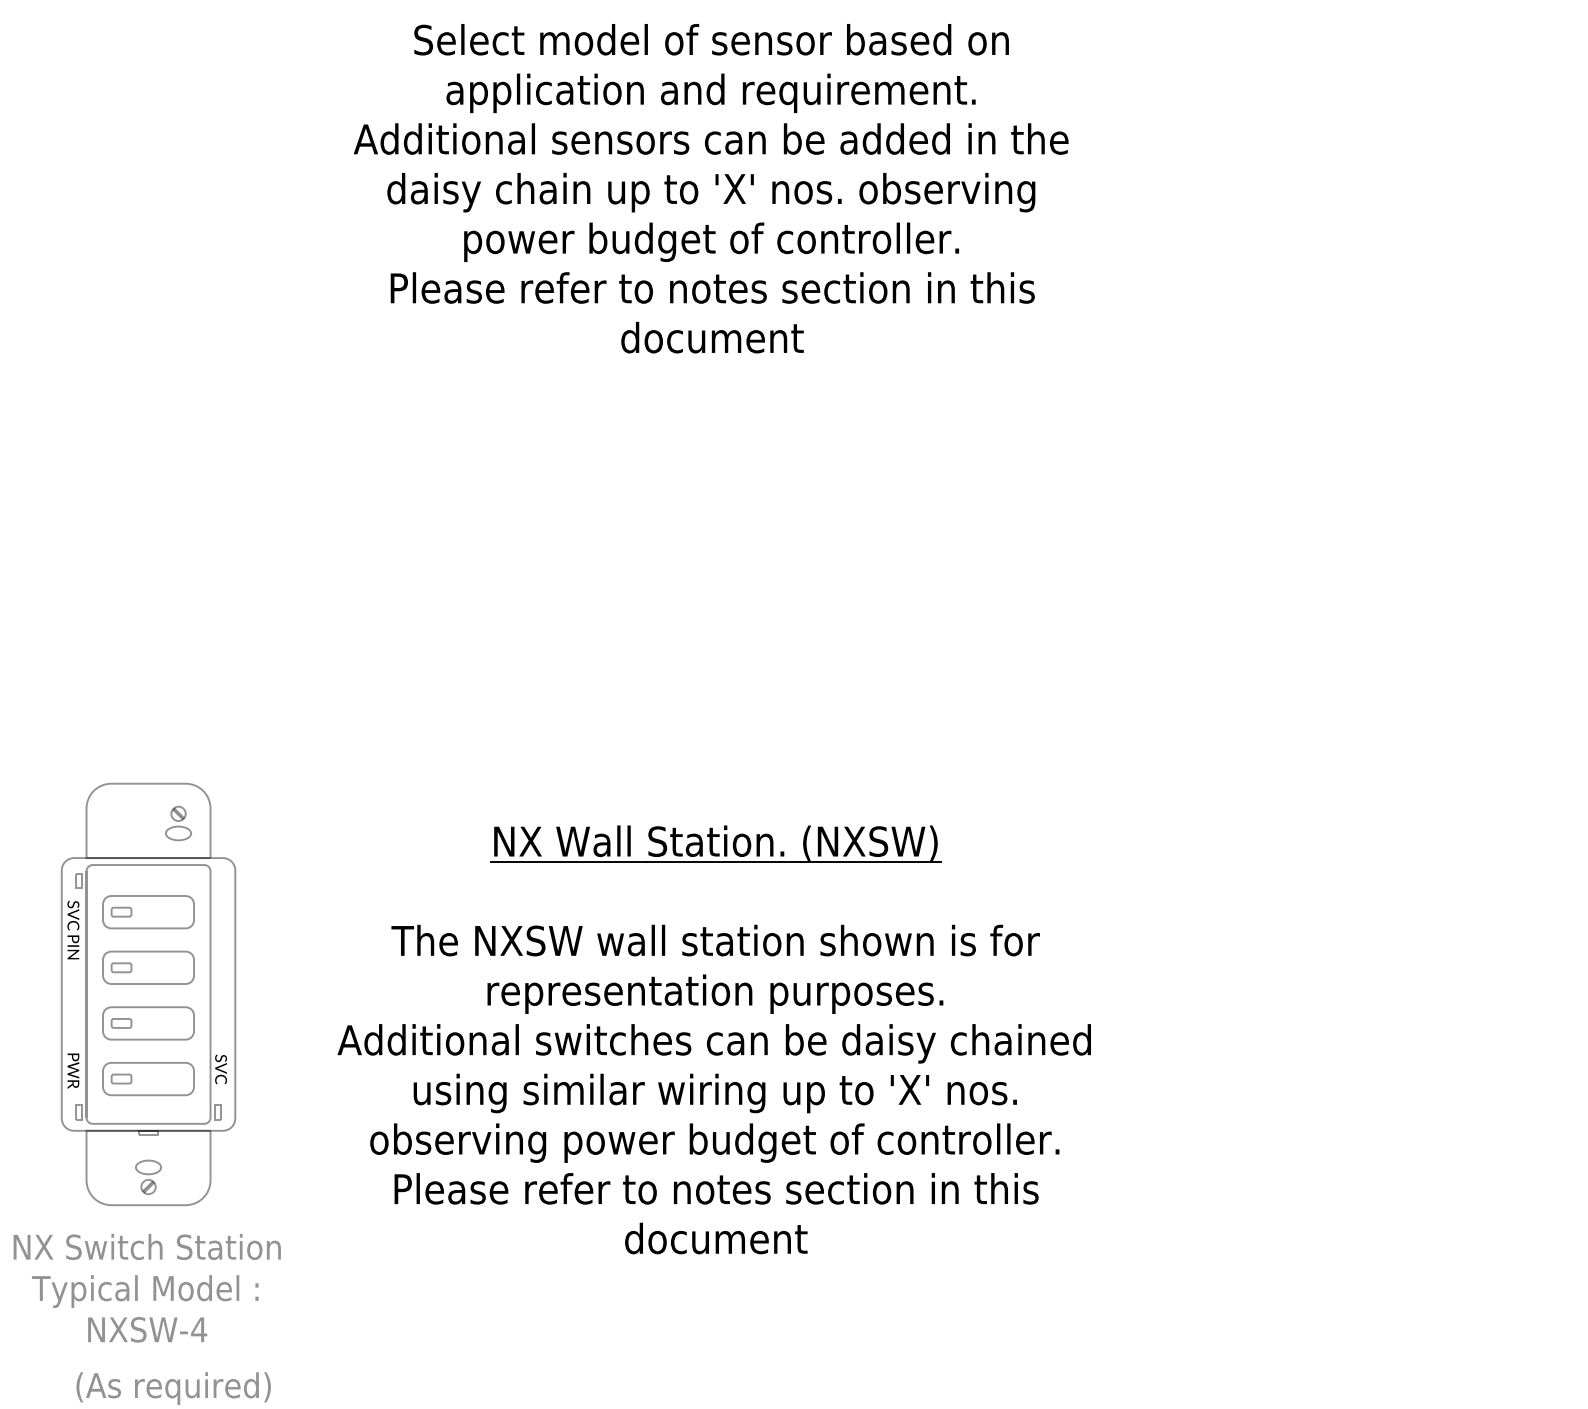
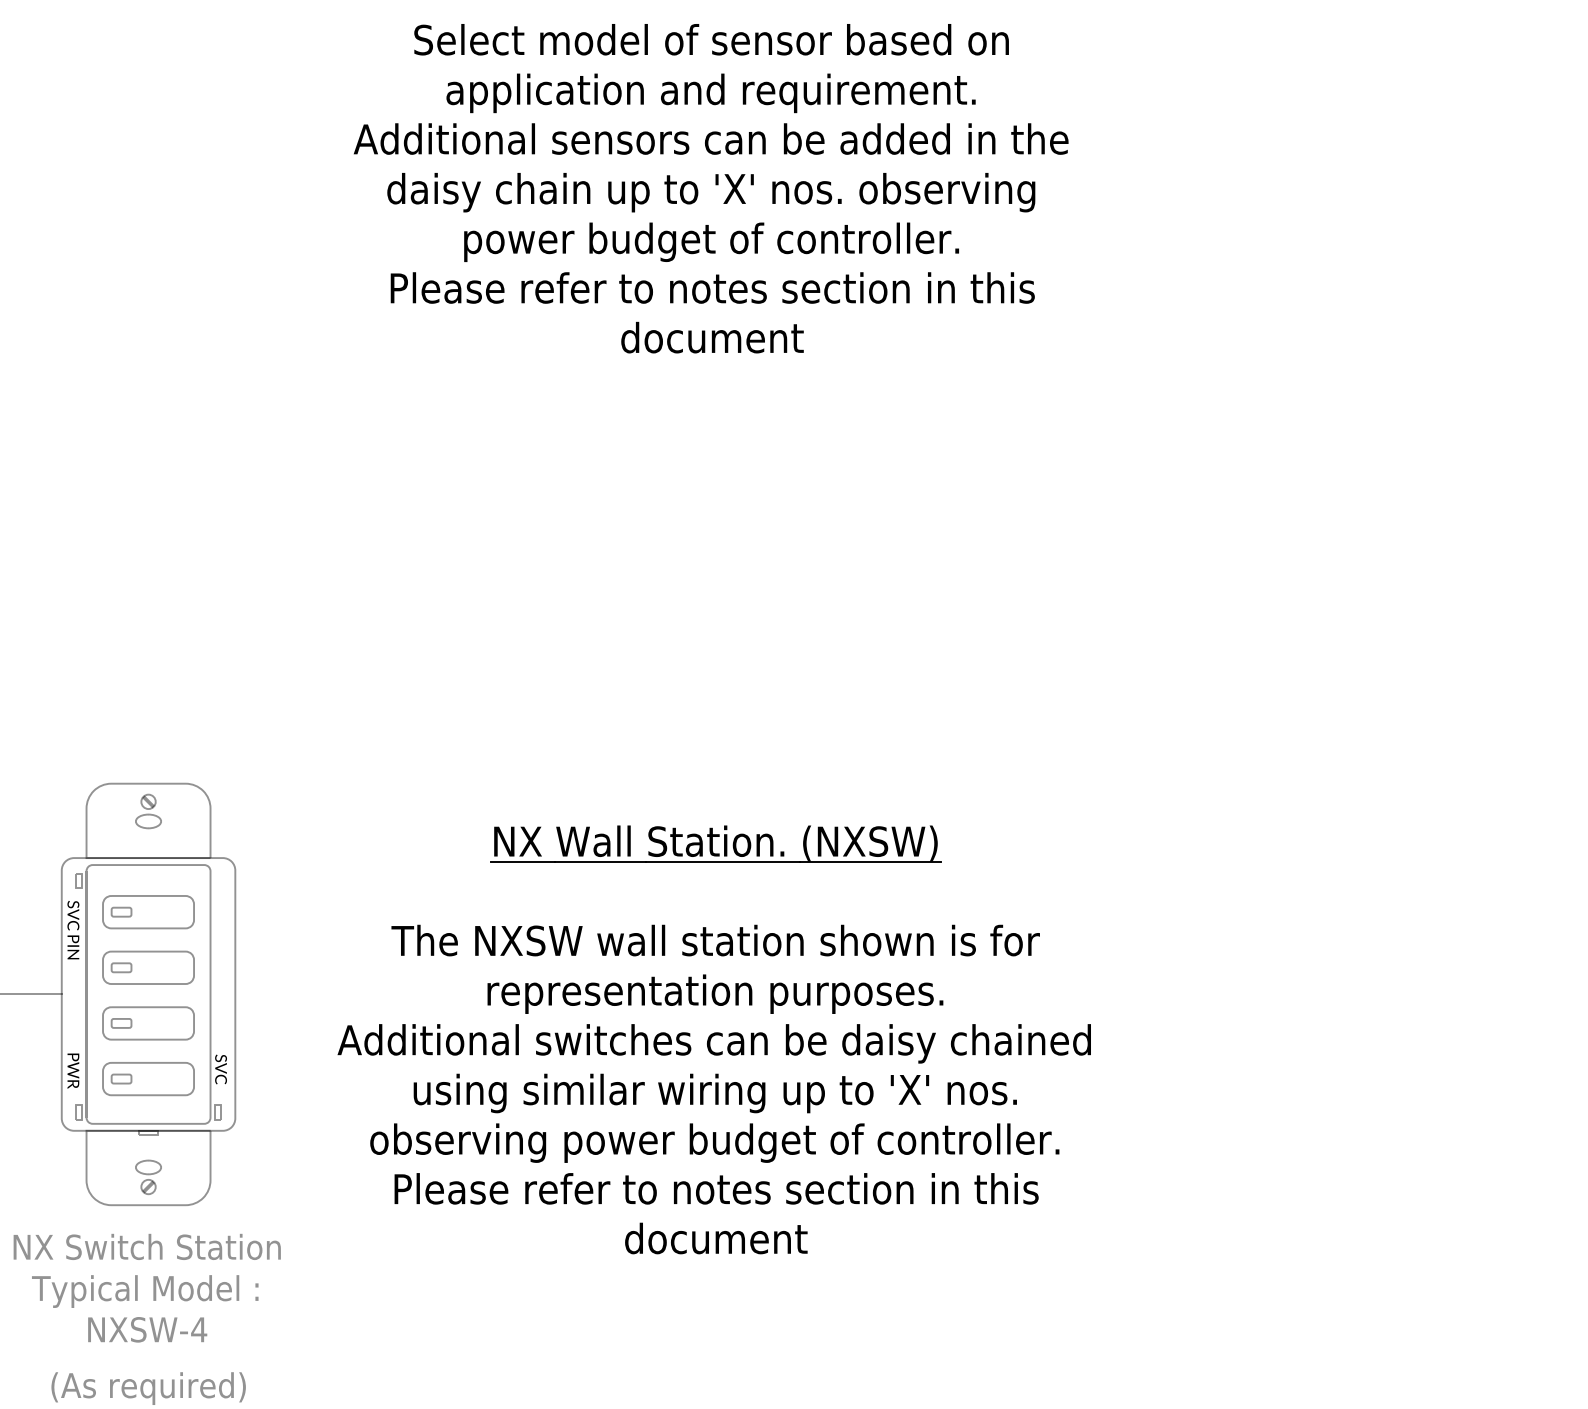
part position: (178, 823) -> (148, 811) (148, 811)
line: none -> present (31, 994)
text position: (173, 1388) -> (148, 1388) (148, 1388)
